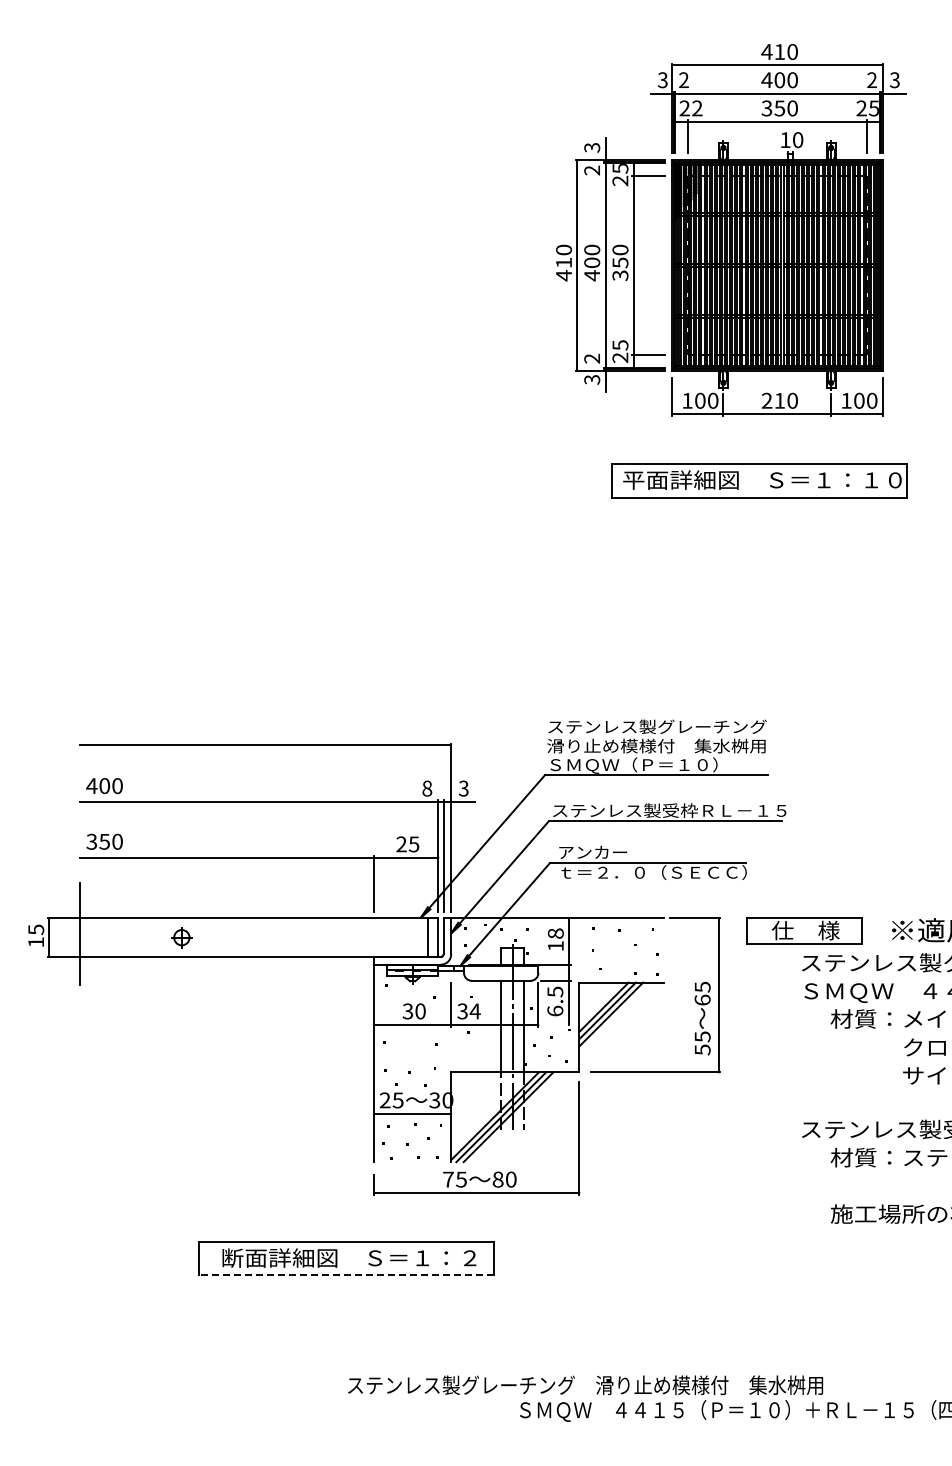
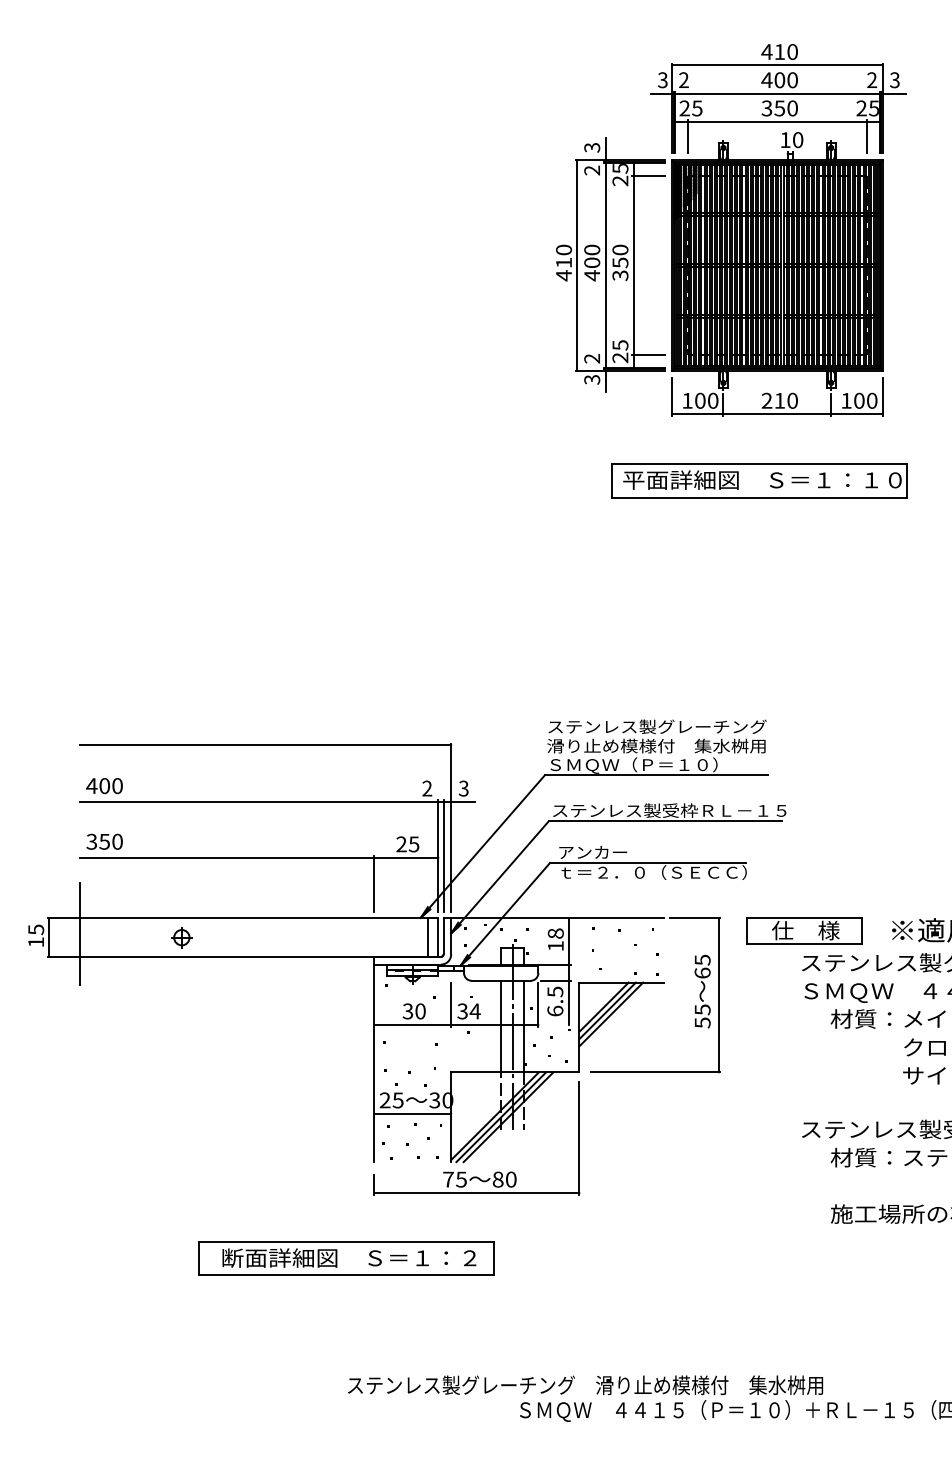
text: 22 -> 25 (697, 108)
text: 8 -> 2 (427, 788)
text position: (702, 1018) -> (702, 991) (702, 991)
line: dashed -> solid (345, 1275)
